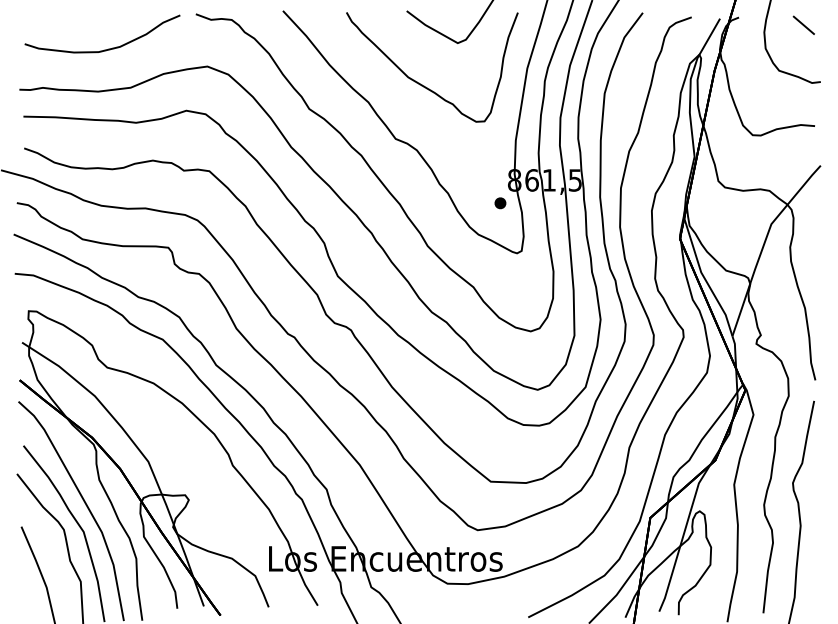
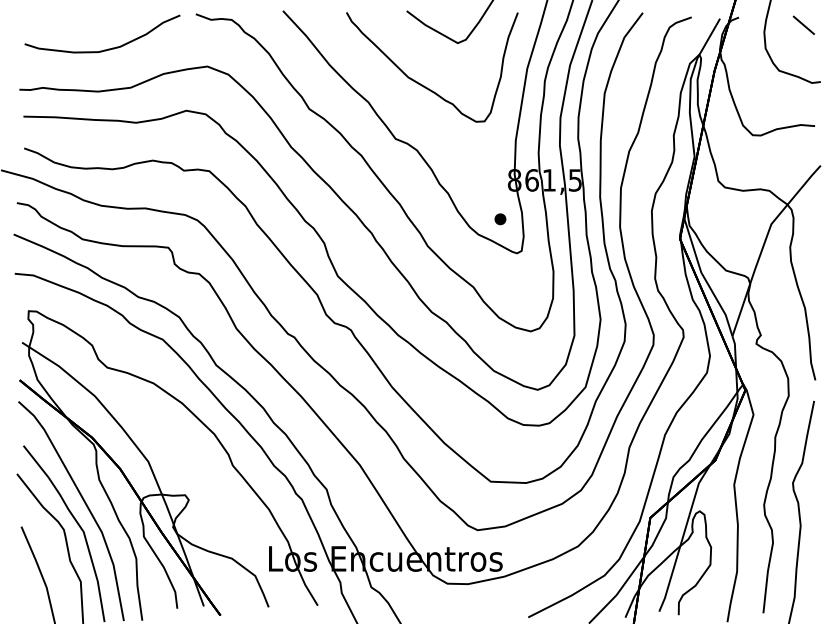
part position: (500, 203) -> (500, 219) (500, 219)
